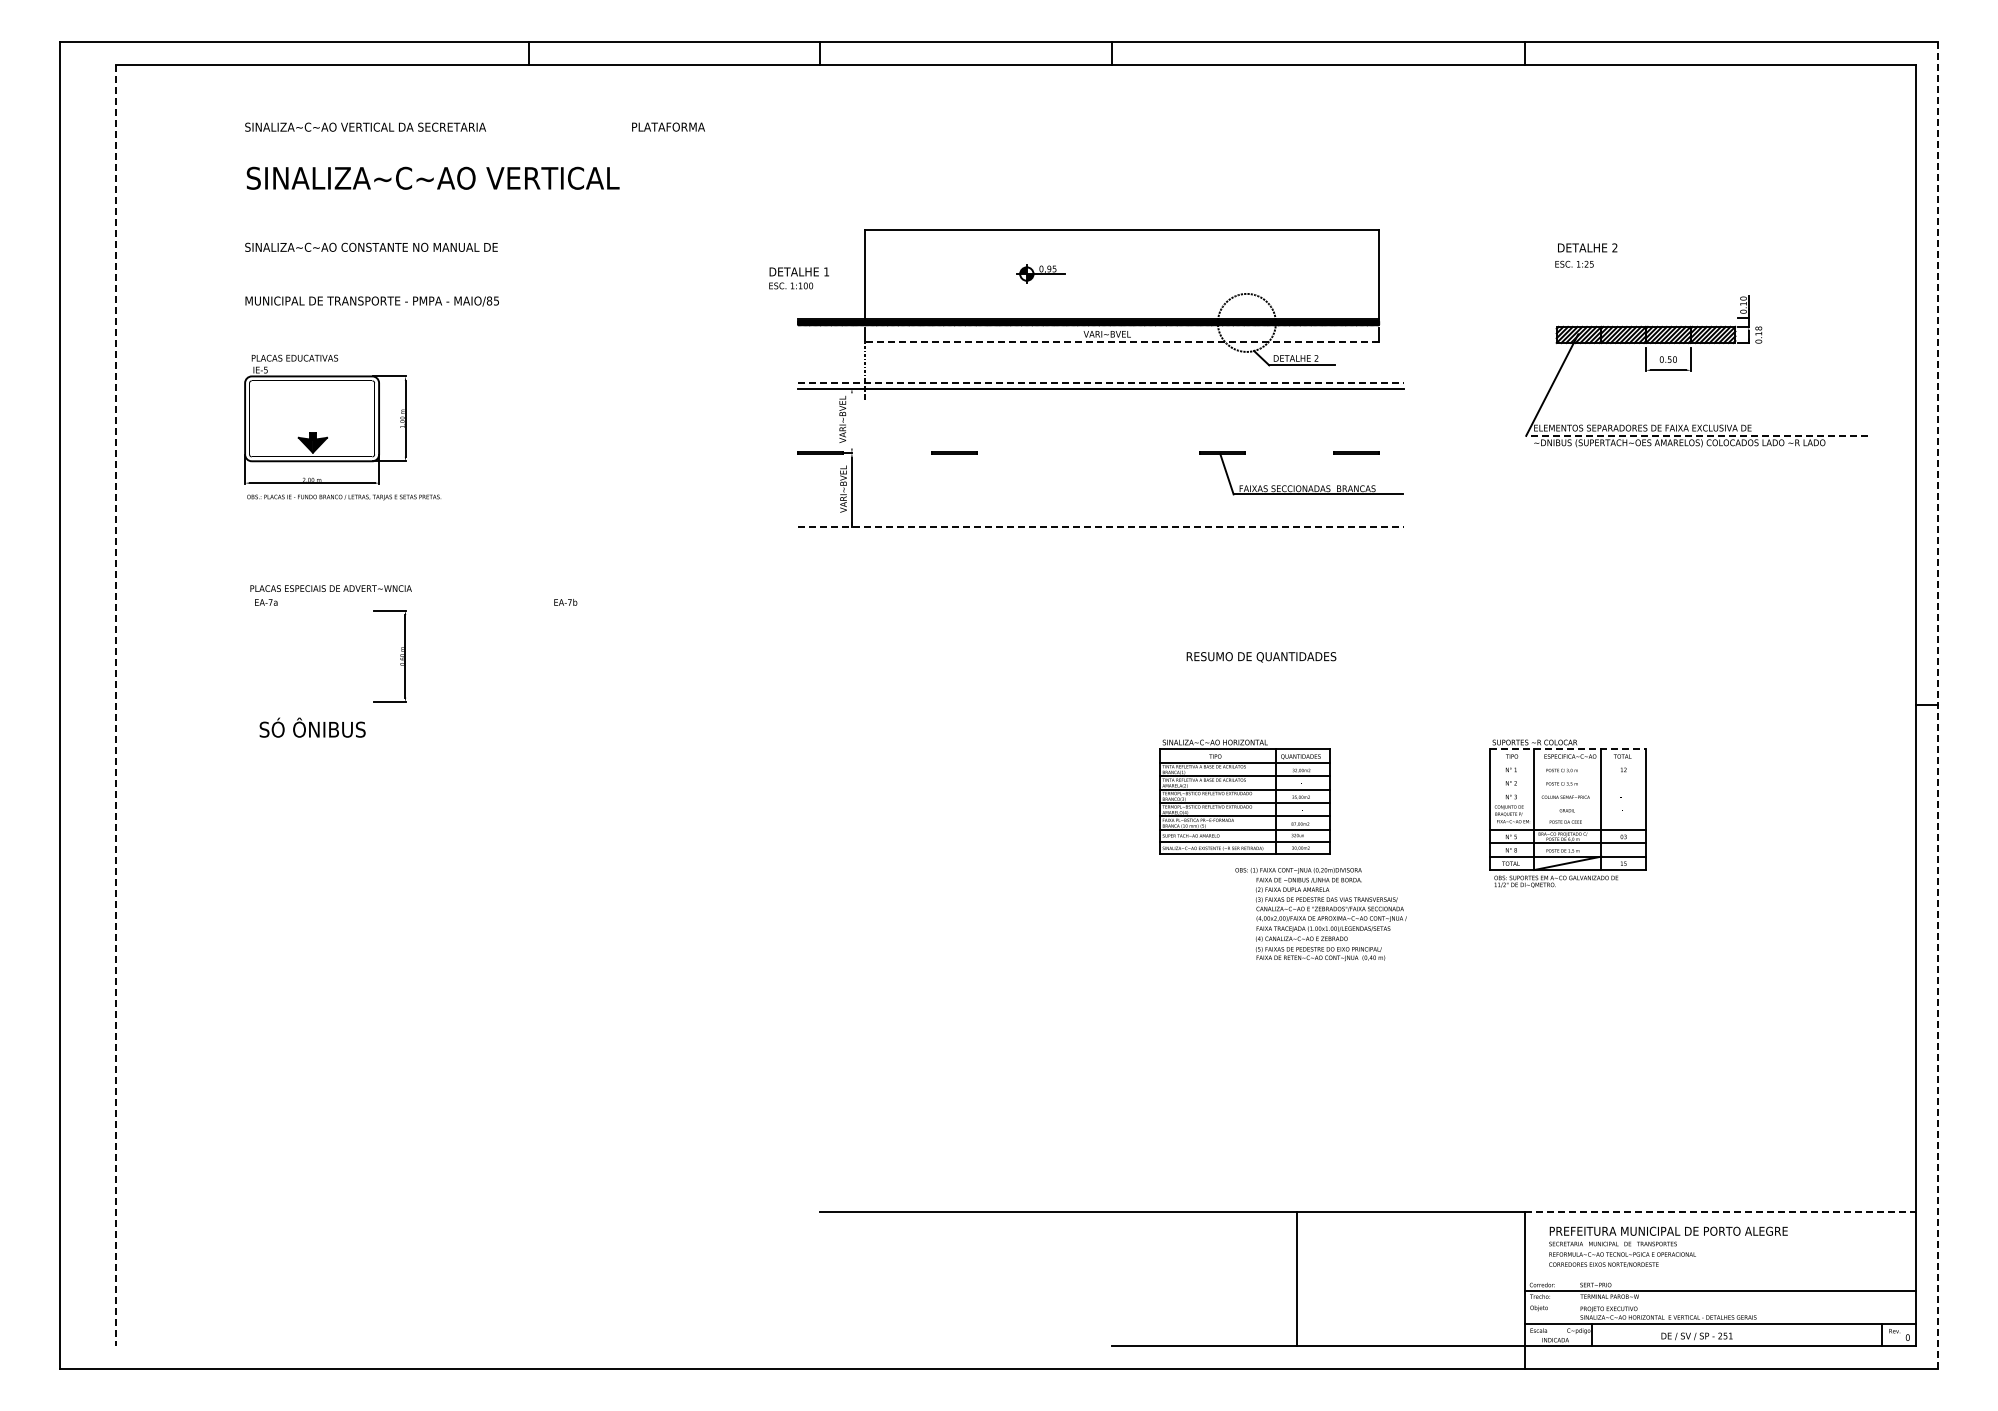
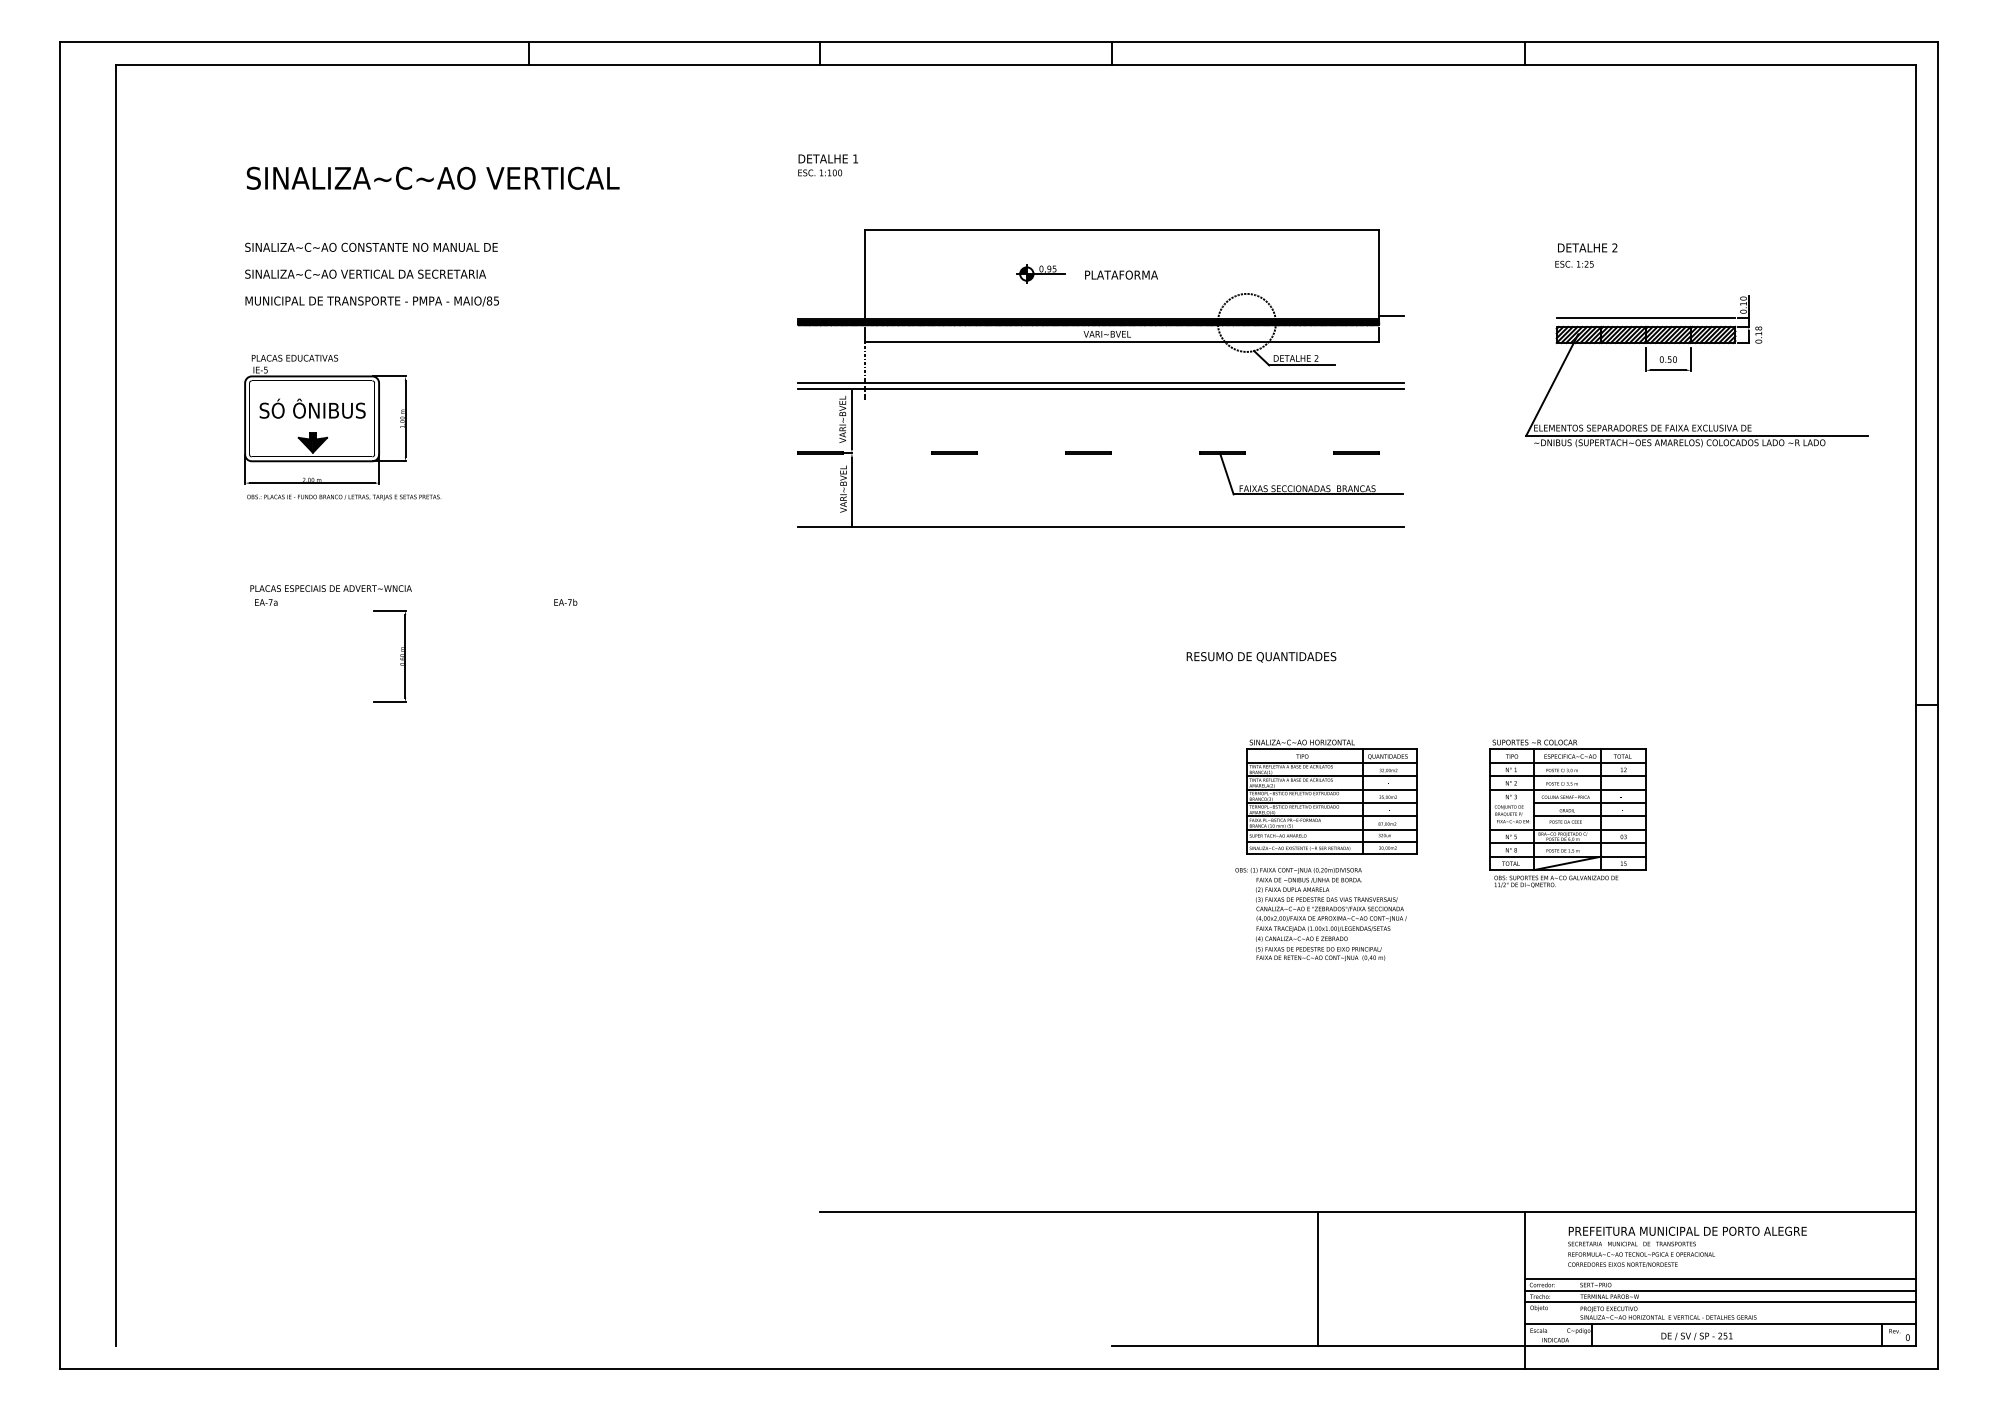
text position: (365, 126) -> (365, 273) (365, 273)
text position: (668, 126) -> (1121, 274) (1121, 274)
text position: (798, 278) -> (827, 165) (827, 165)
line: none -> present (1391, 315)
line: none -> present (1645, 318)
line: dashed -> solid (1122, 341)
line: dashed -> solid (1101, 383)
line: none -> present (851, 419)
line: dashed -> solid (1697, 435)
line: none -> present (1088, 452)
line: dashed -> solid (1101, 526)
line: dashed -> solid (115, 705)
line: dashed -> solid (1938, 705)
text position: (312, 727) -> (312, 408) (312, 408)
line: dashed -> solid (1568, 749)
line: none -> present (1567, 762)
line: none -> present (1567, 776)
line: none -> present (1567, 789)
part position: (1244, 796) -> (1331, 796) (1331, 796)
line: none -> present (1590, 803)
line: none -> present (1590, 816)
line: dashed -> solid (1720, 1212)
text position: (1668, 1246) -> (1687, 1246) (1687, 1246)
line position: (1297, 1279) -> (1318, 1279) (1318, 1279)
line: none -> present (1719, 1279)
line: none -> present (1719, 1301)
